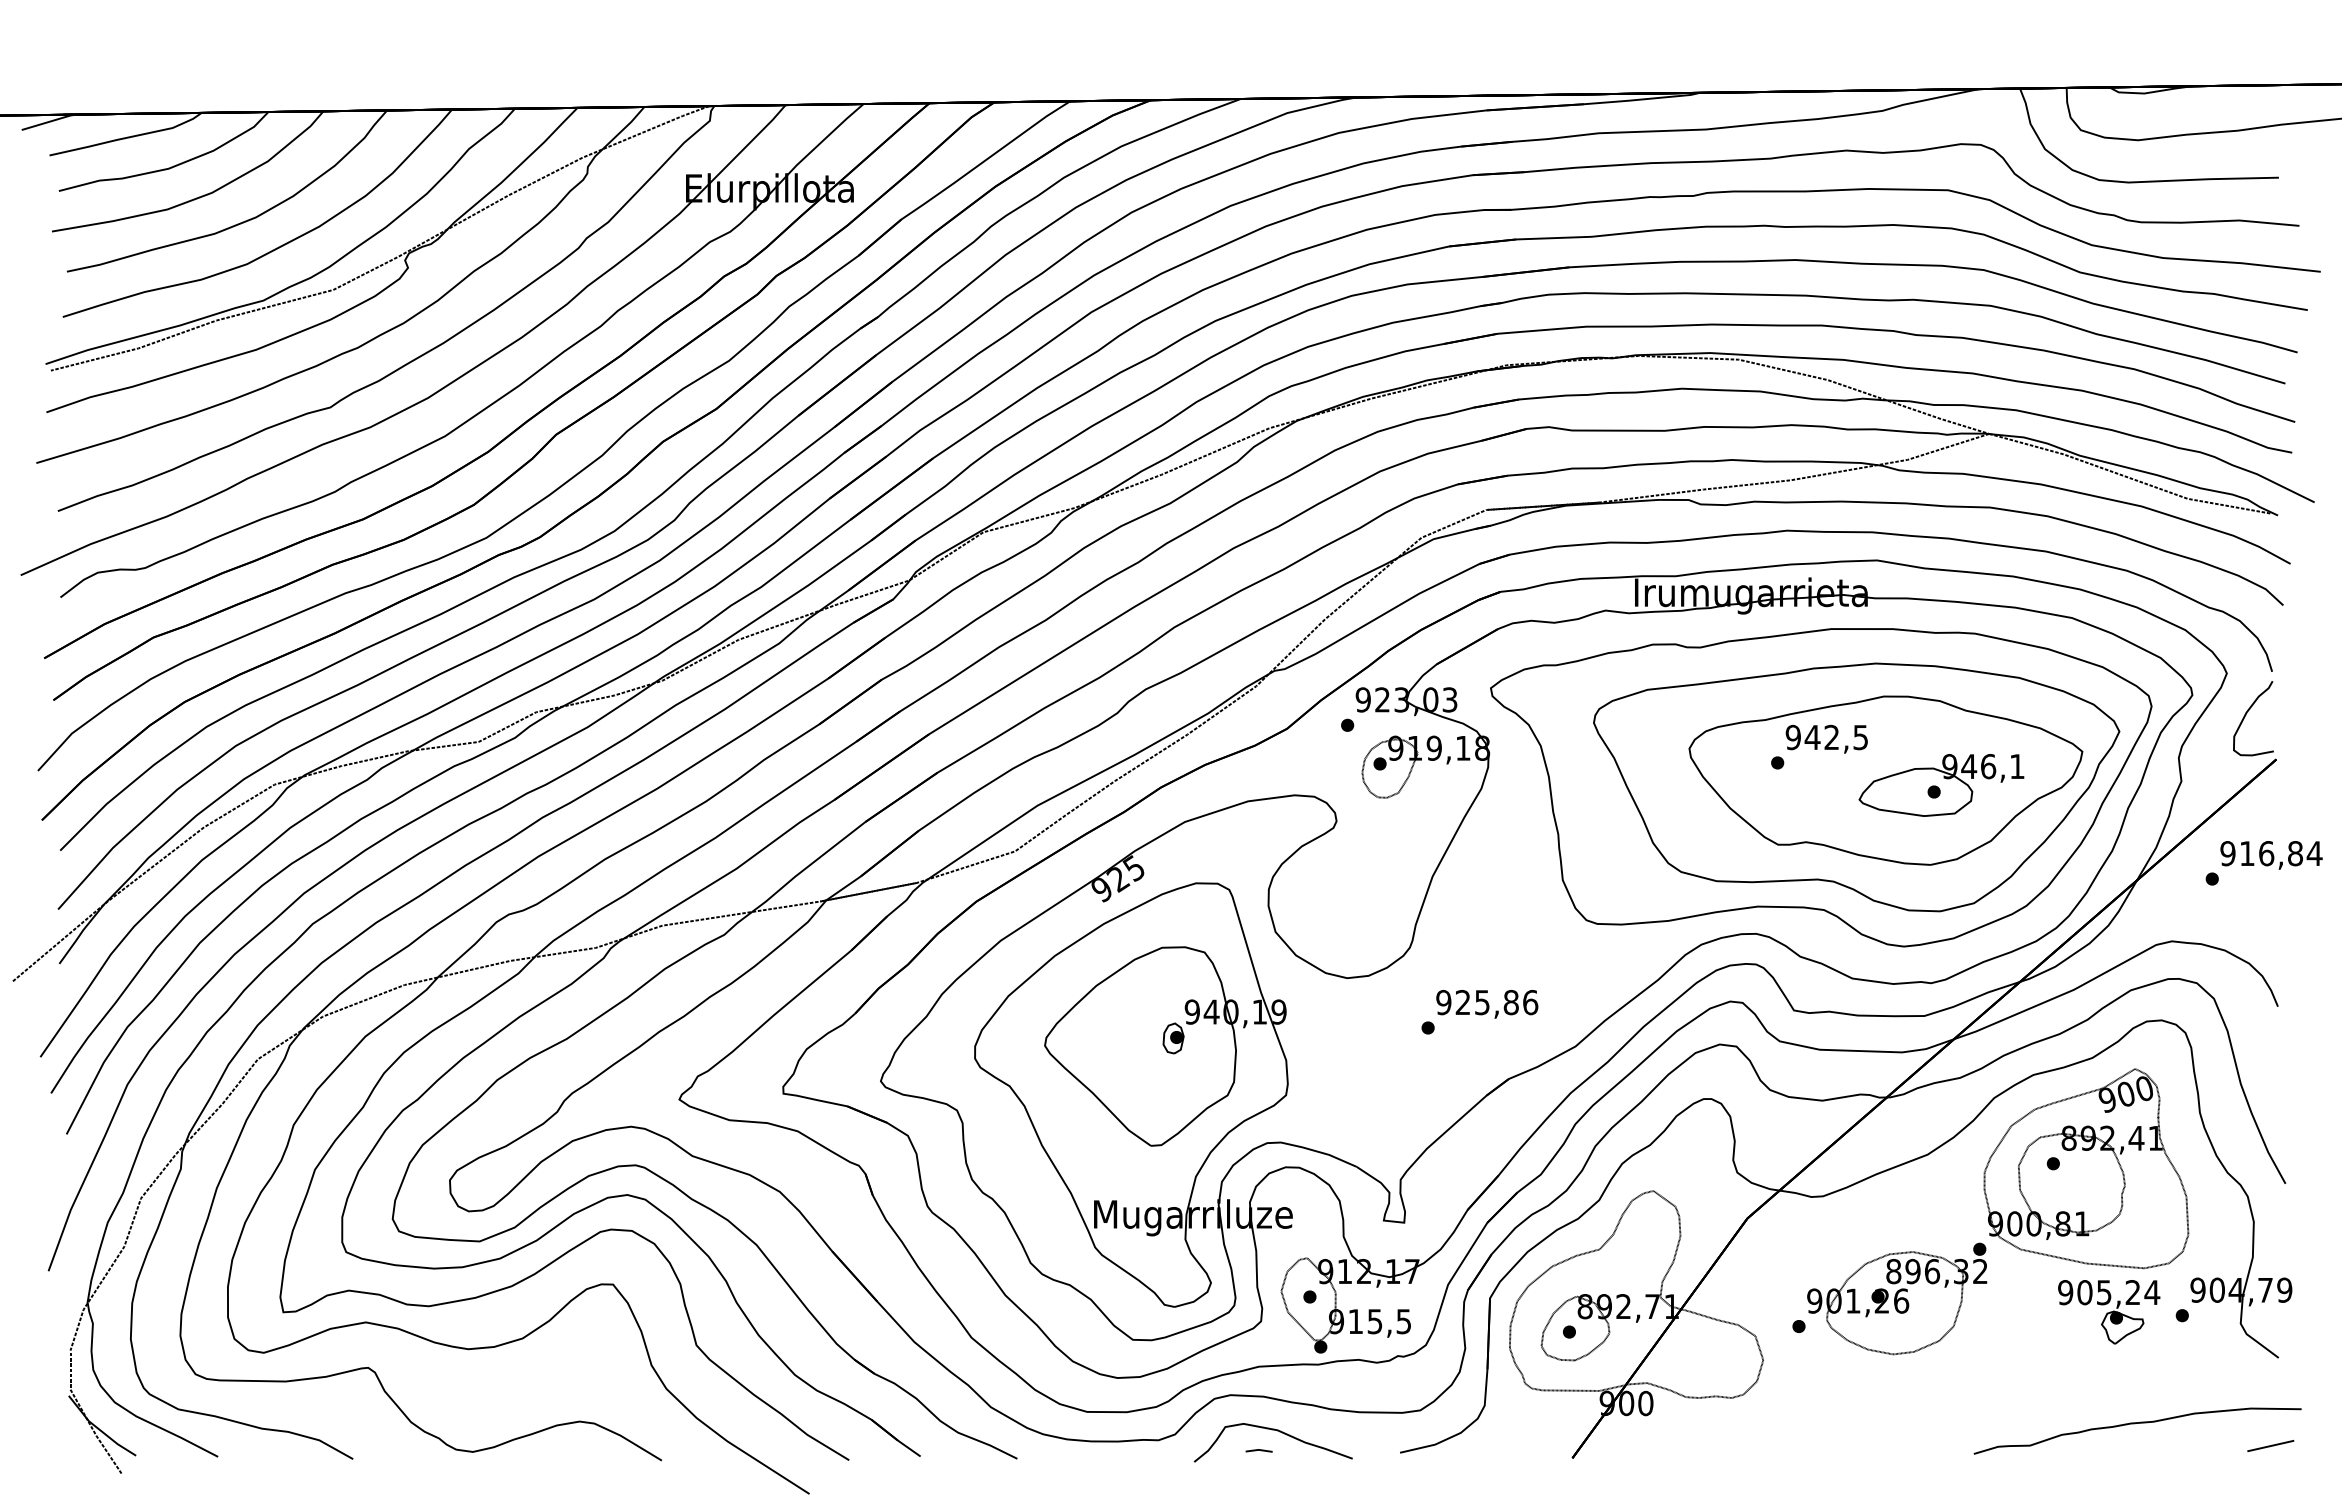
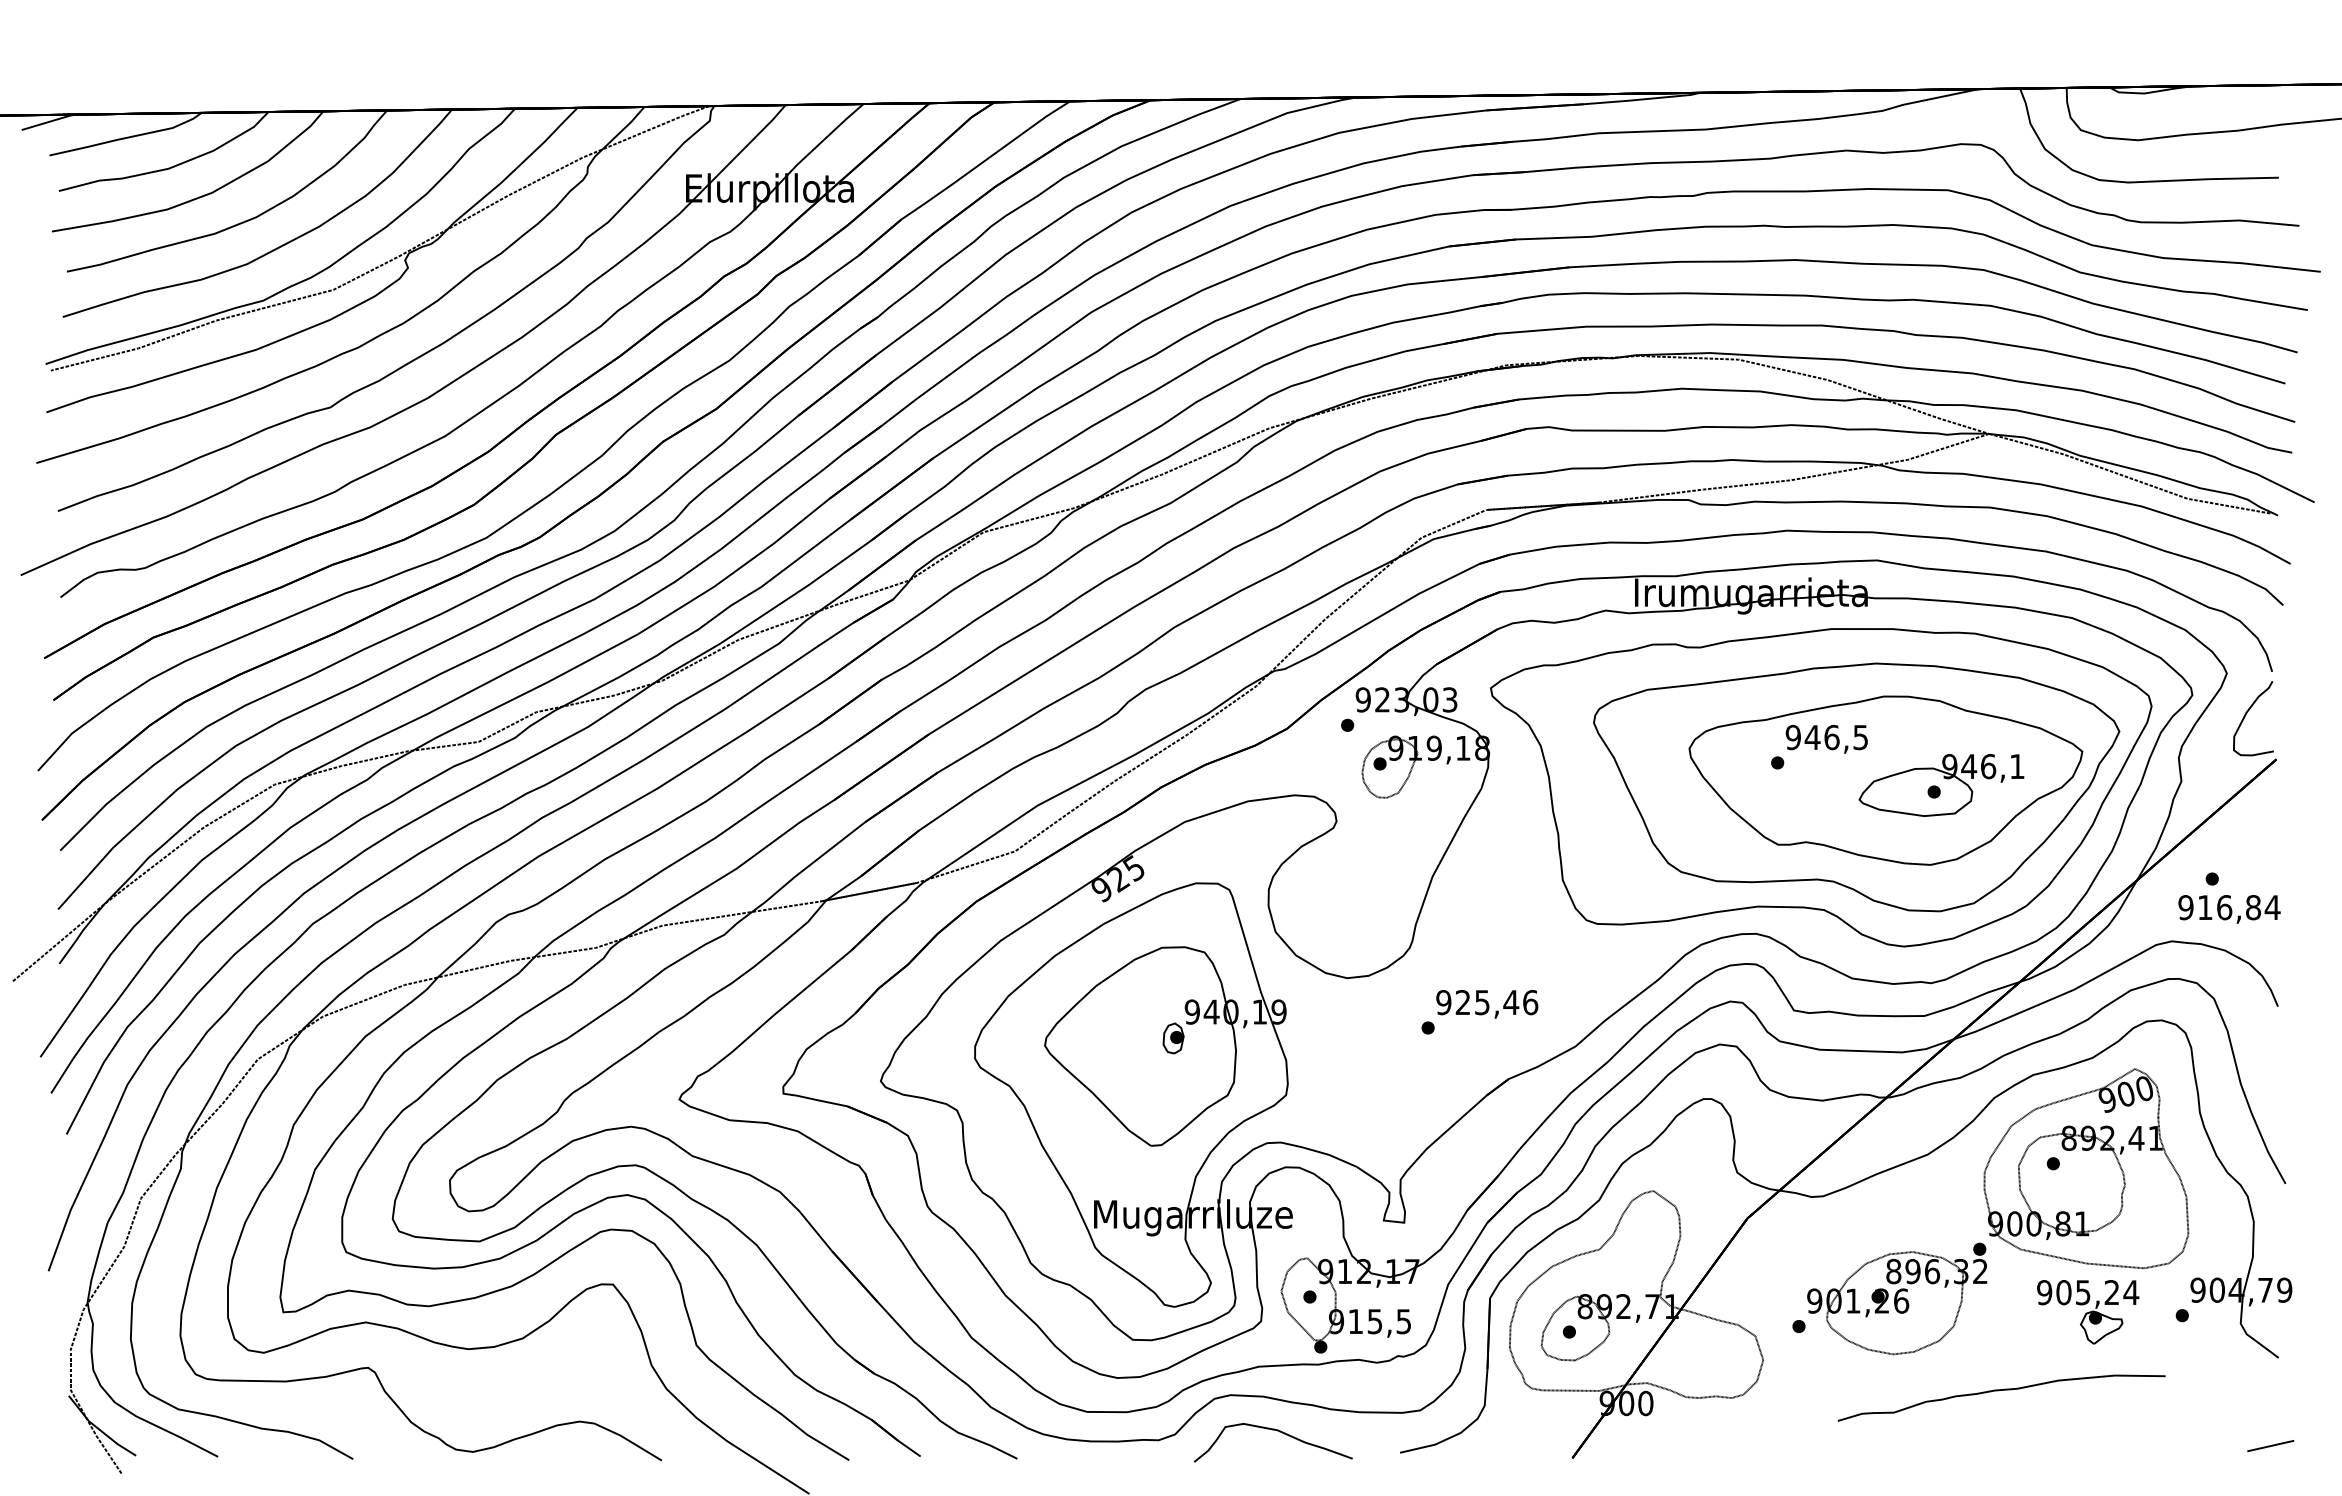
text: 942,5 -> 946,5 (1831, 737)
text position: (2271, 855) -> (2229, 909) (2229, 909)
text: 925,86 -> 925,46 (1511, 1002)
part position: (2109, 1312) -> (2088, 1312) (2088, 1312)
curve position: (2135, 1424) -> (1999, 1391) (1999, 1391)
line: present -> none (1258, 1450)
